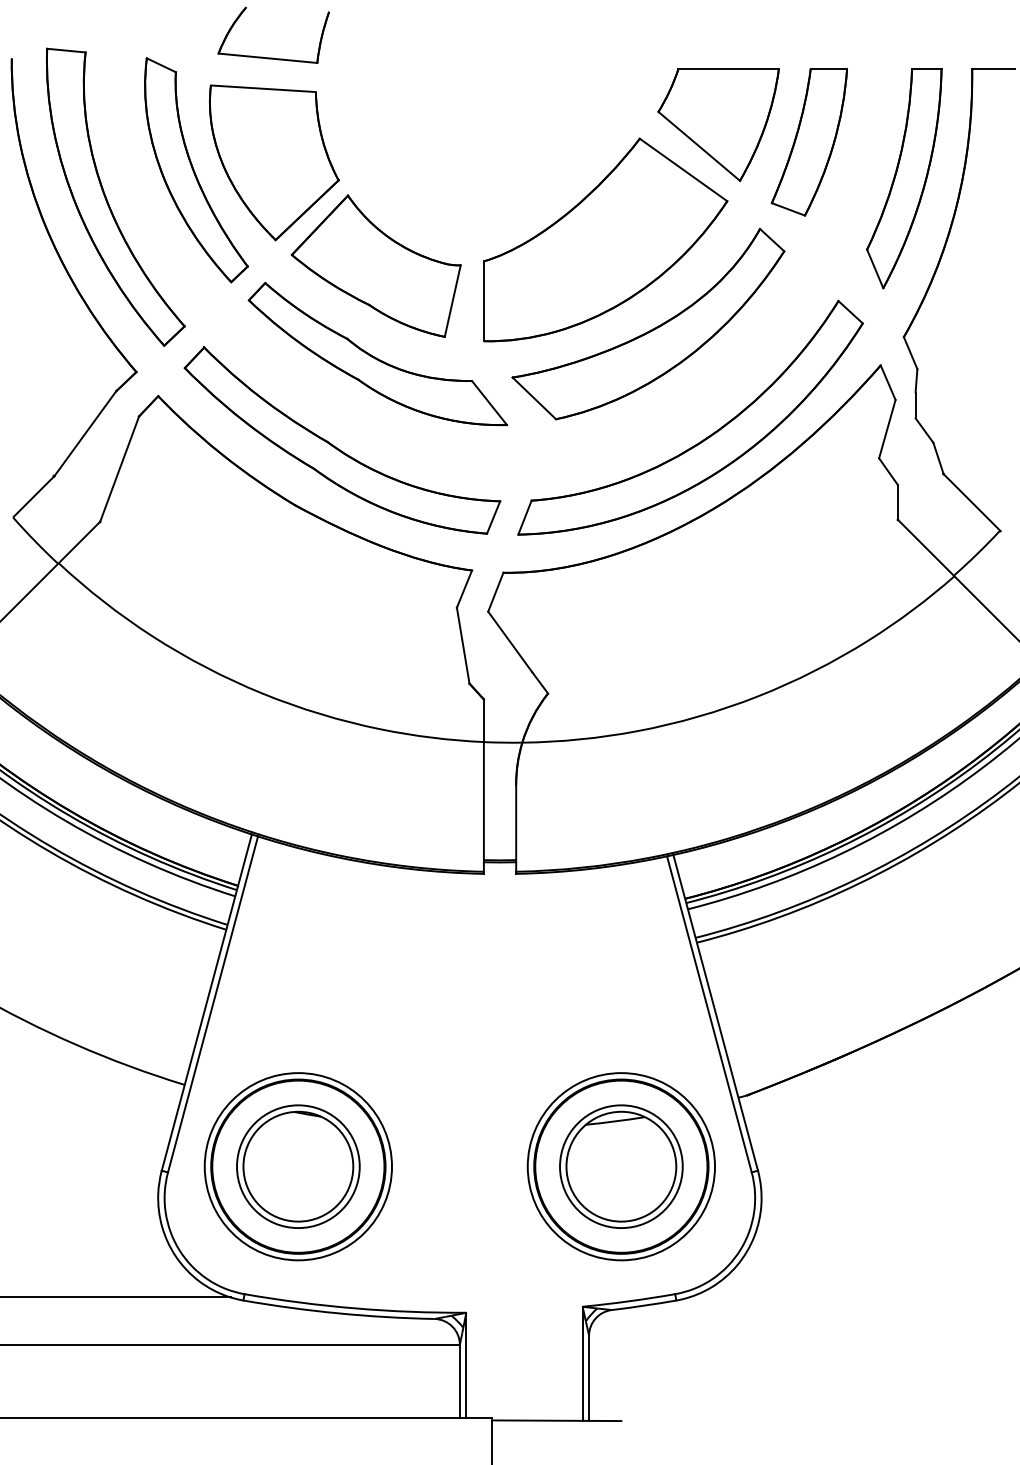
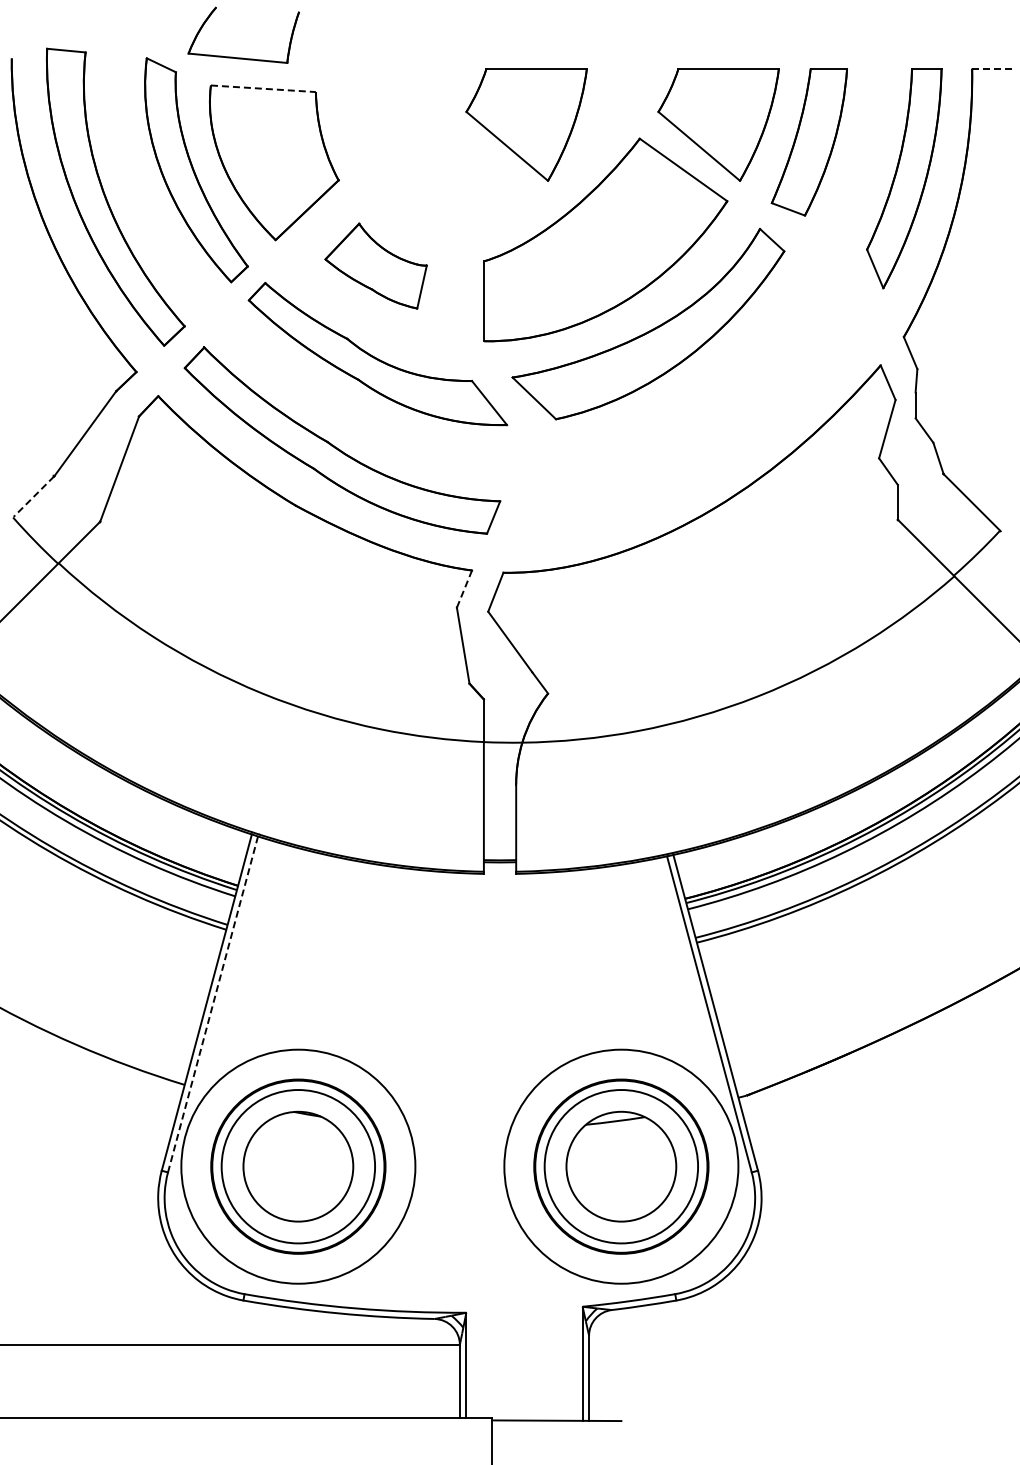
part position: (273, 57) -> (243, 57) (243, 57)
line: solid -> dashed (993, 68)
line: solid -> dashed (263, 88)
part: none -> present (526, 124)
part size: 172x144 px -> 104x88 px (375, 265)
part: present -> none (704, 438)
line: solid -> dashed (33, 496)
line: solid -> dashed (464, 589)
line: solid -> dashed (213, 1004)
circle diameter: 123 px -> 153 px (298, 1166)
circle diameter: 187 px -> 234 px (298, 1166)
circle diameter: 123 px -> 153 px (621, 1166)
circle diameter: 187 px -> 234 px (621, 1166)
line: present -> none (116, 1297)
